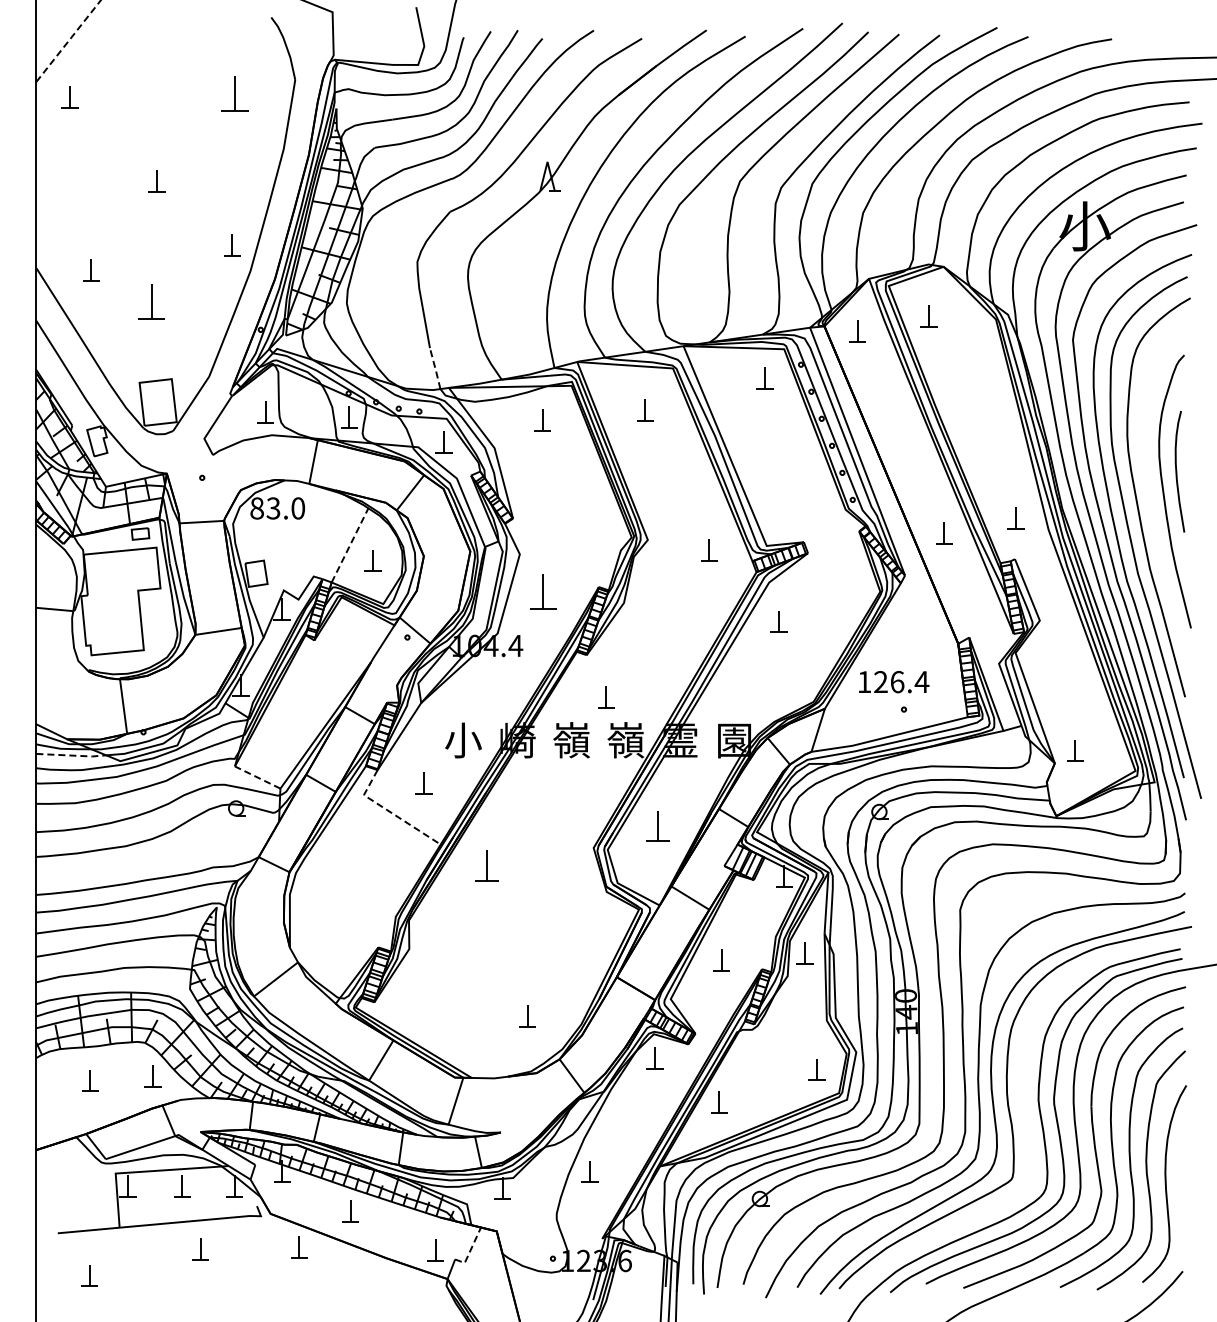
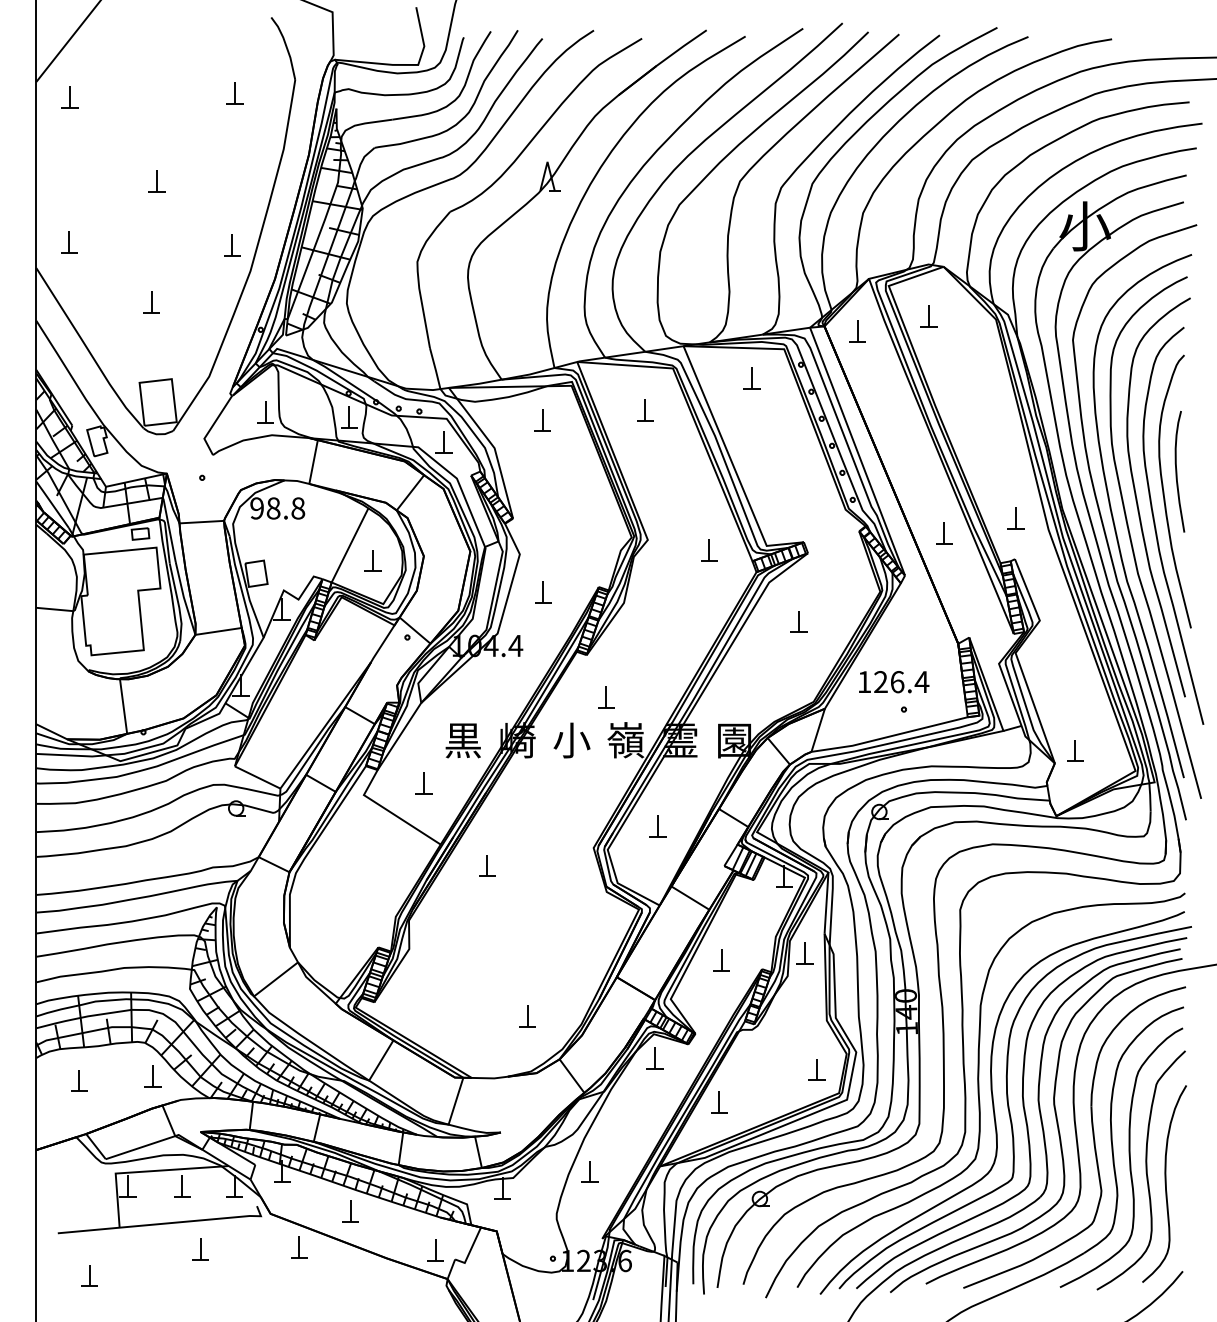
line: dashed -> solid (68, 40)
part size: 28x36 px -> 18x23 px (234, 93)
part position: (91, 270) -> (69, 242) (69, 242)
part size: 27x36 px -> 17x23 px (151, 302)
line: dashed -> solid (435, 368)
part position: (764, 378) -> (751, 378) (751, 378)
text: 83.0 -> 98.8 (277, 508)
curve: none -> present (1156, 527)
line: dashed -> solid (350, 544)
part size: 27x36 px -> 17x23 px (543, 592)
part position: (778, 621) -> (798, 621) (798, 621)
text: 小 -> 黒 (463, 740)
text: 嶺 -> 小 (571, 740)
line: dashed -> solid (72, 755)
line: dashed -> solid (257, 777)
line: dashed -> solid (389, 811)
part size: 24x31 px -> 18x23 px (657, 826)
part size: 24x32 px -> 17x22 px (487, 865)
part position: (90, 1080) -> (79, 1080) (79, 1080)
curve: none -> present (1023, 1112)
line: dashed -> solid (470, 1250)
